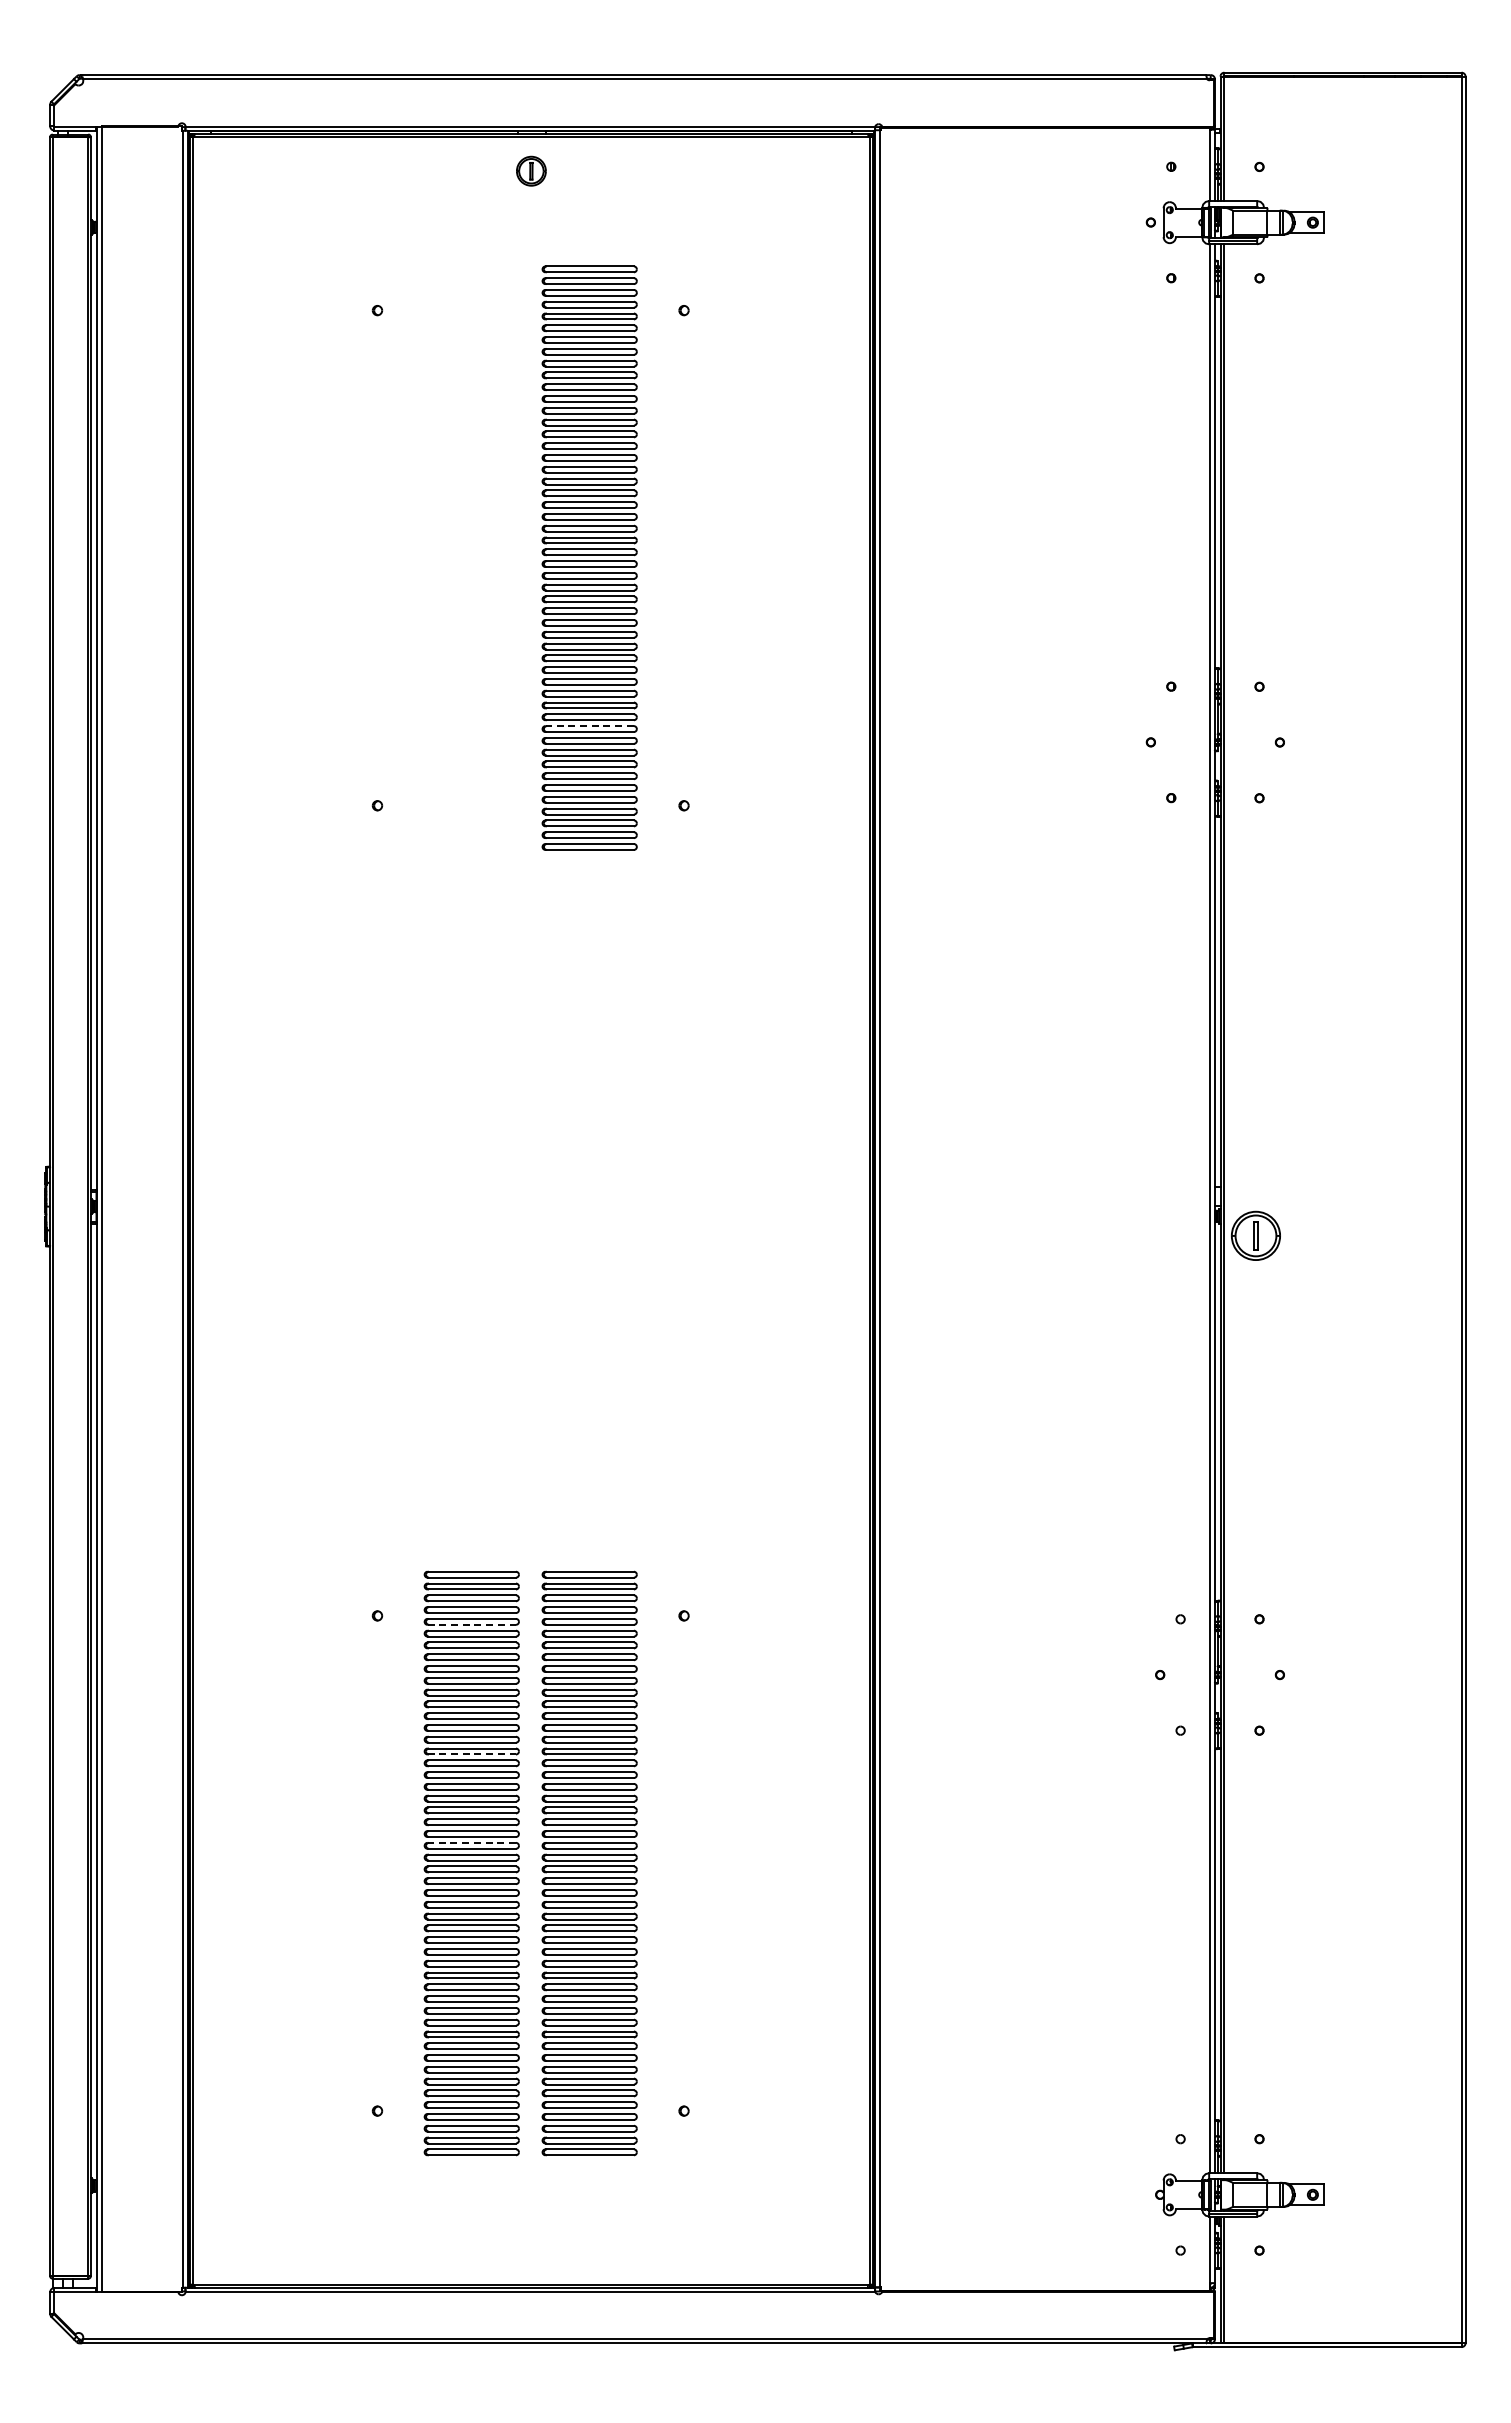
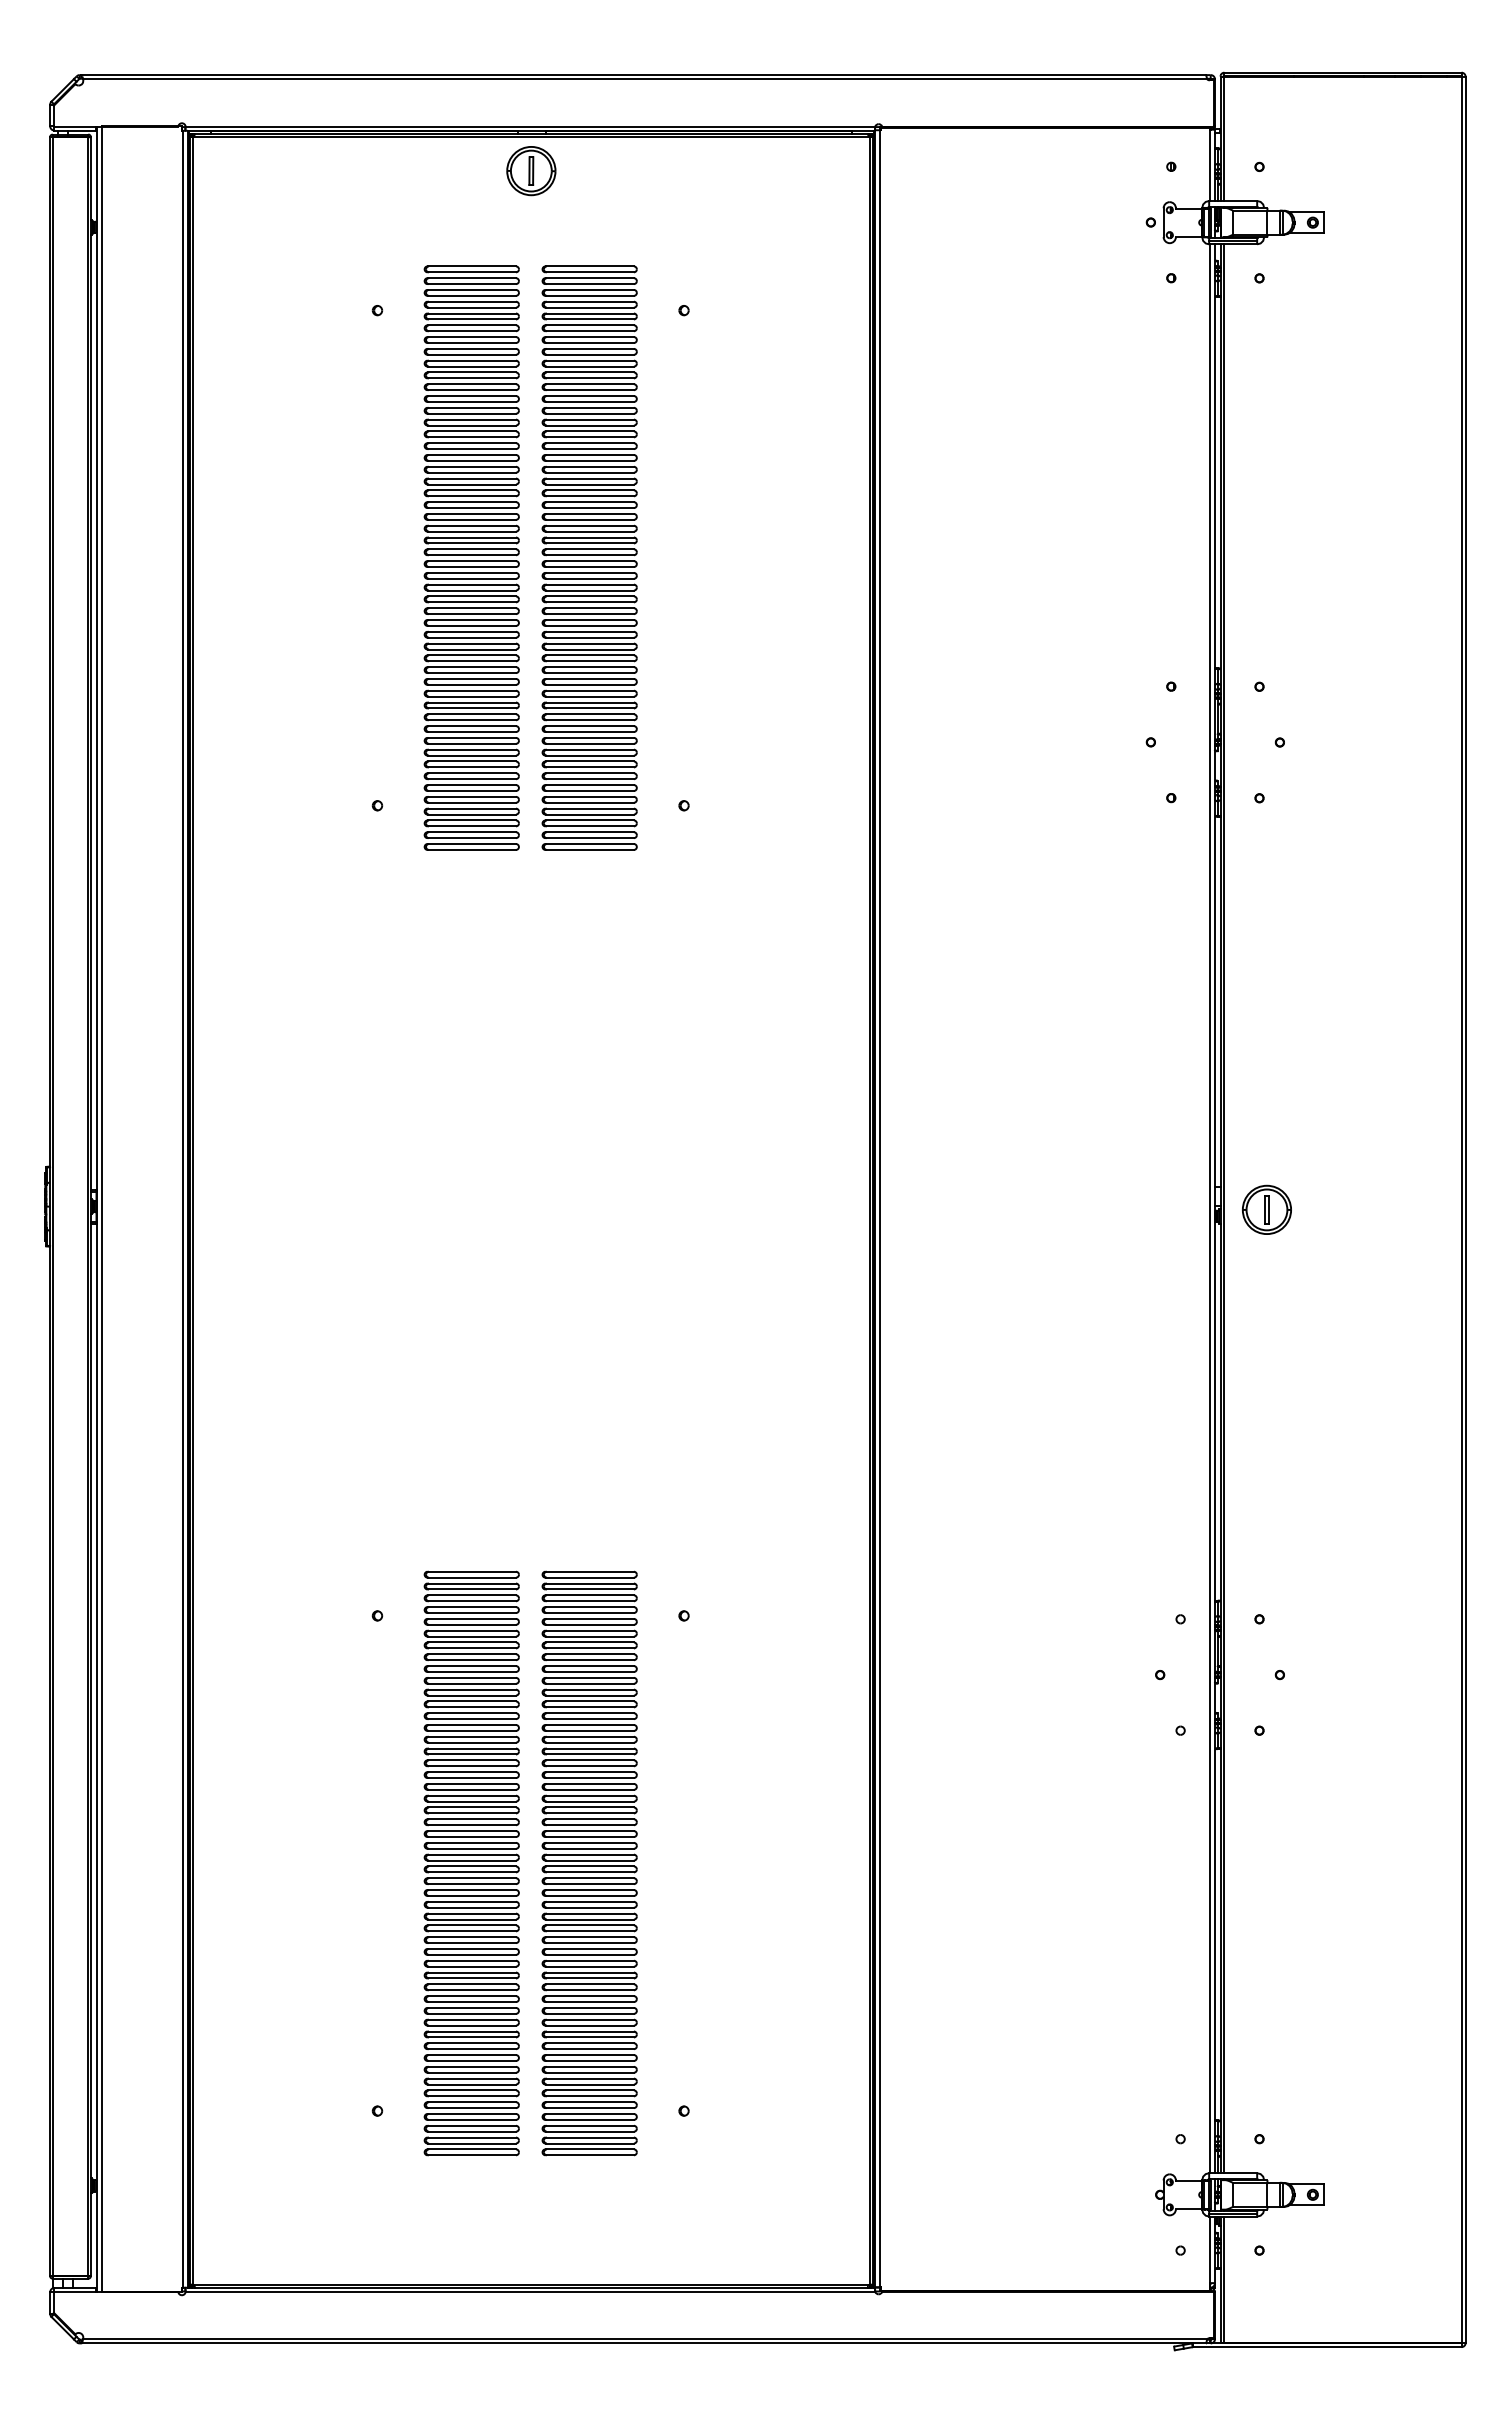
part size: 31x32 px -> 51x51 px (531, 171)
part: none -> present (471, 557)
line: dashed -> solid (589, 726)
part position: (1255, 1235) -> (1266, 1209) (1266, 1209)
line: dashed -> solid (472, 1624)
line: dashed -> solid (472, 1754)
line: dashed -> solid (471, 1842)
